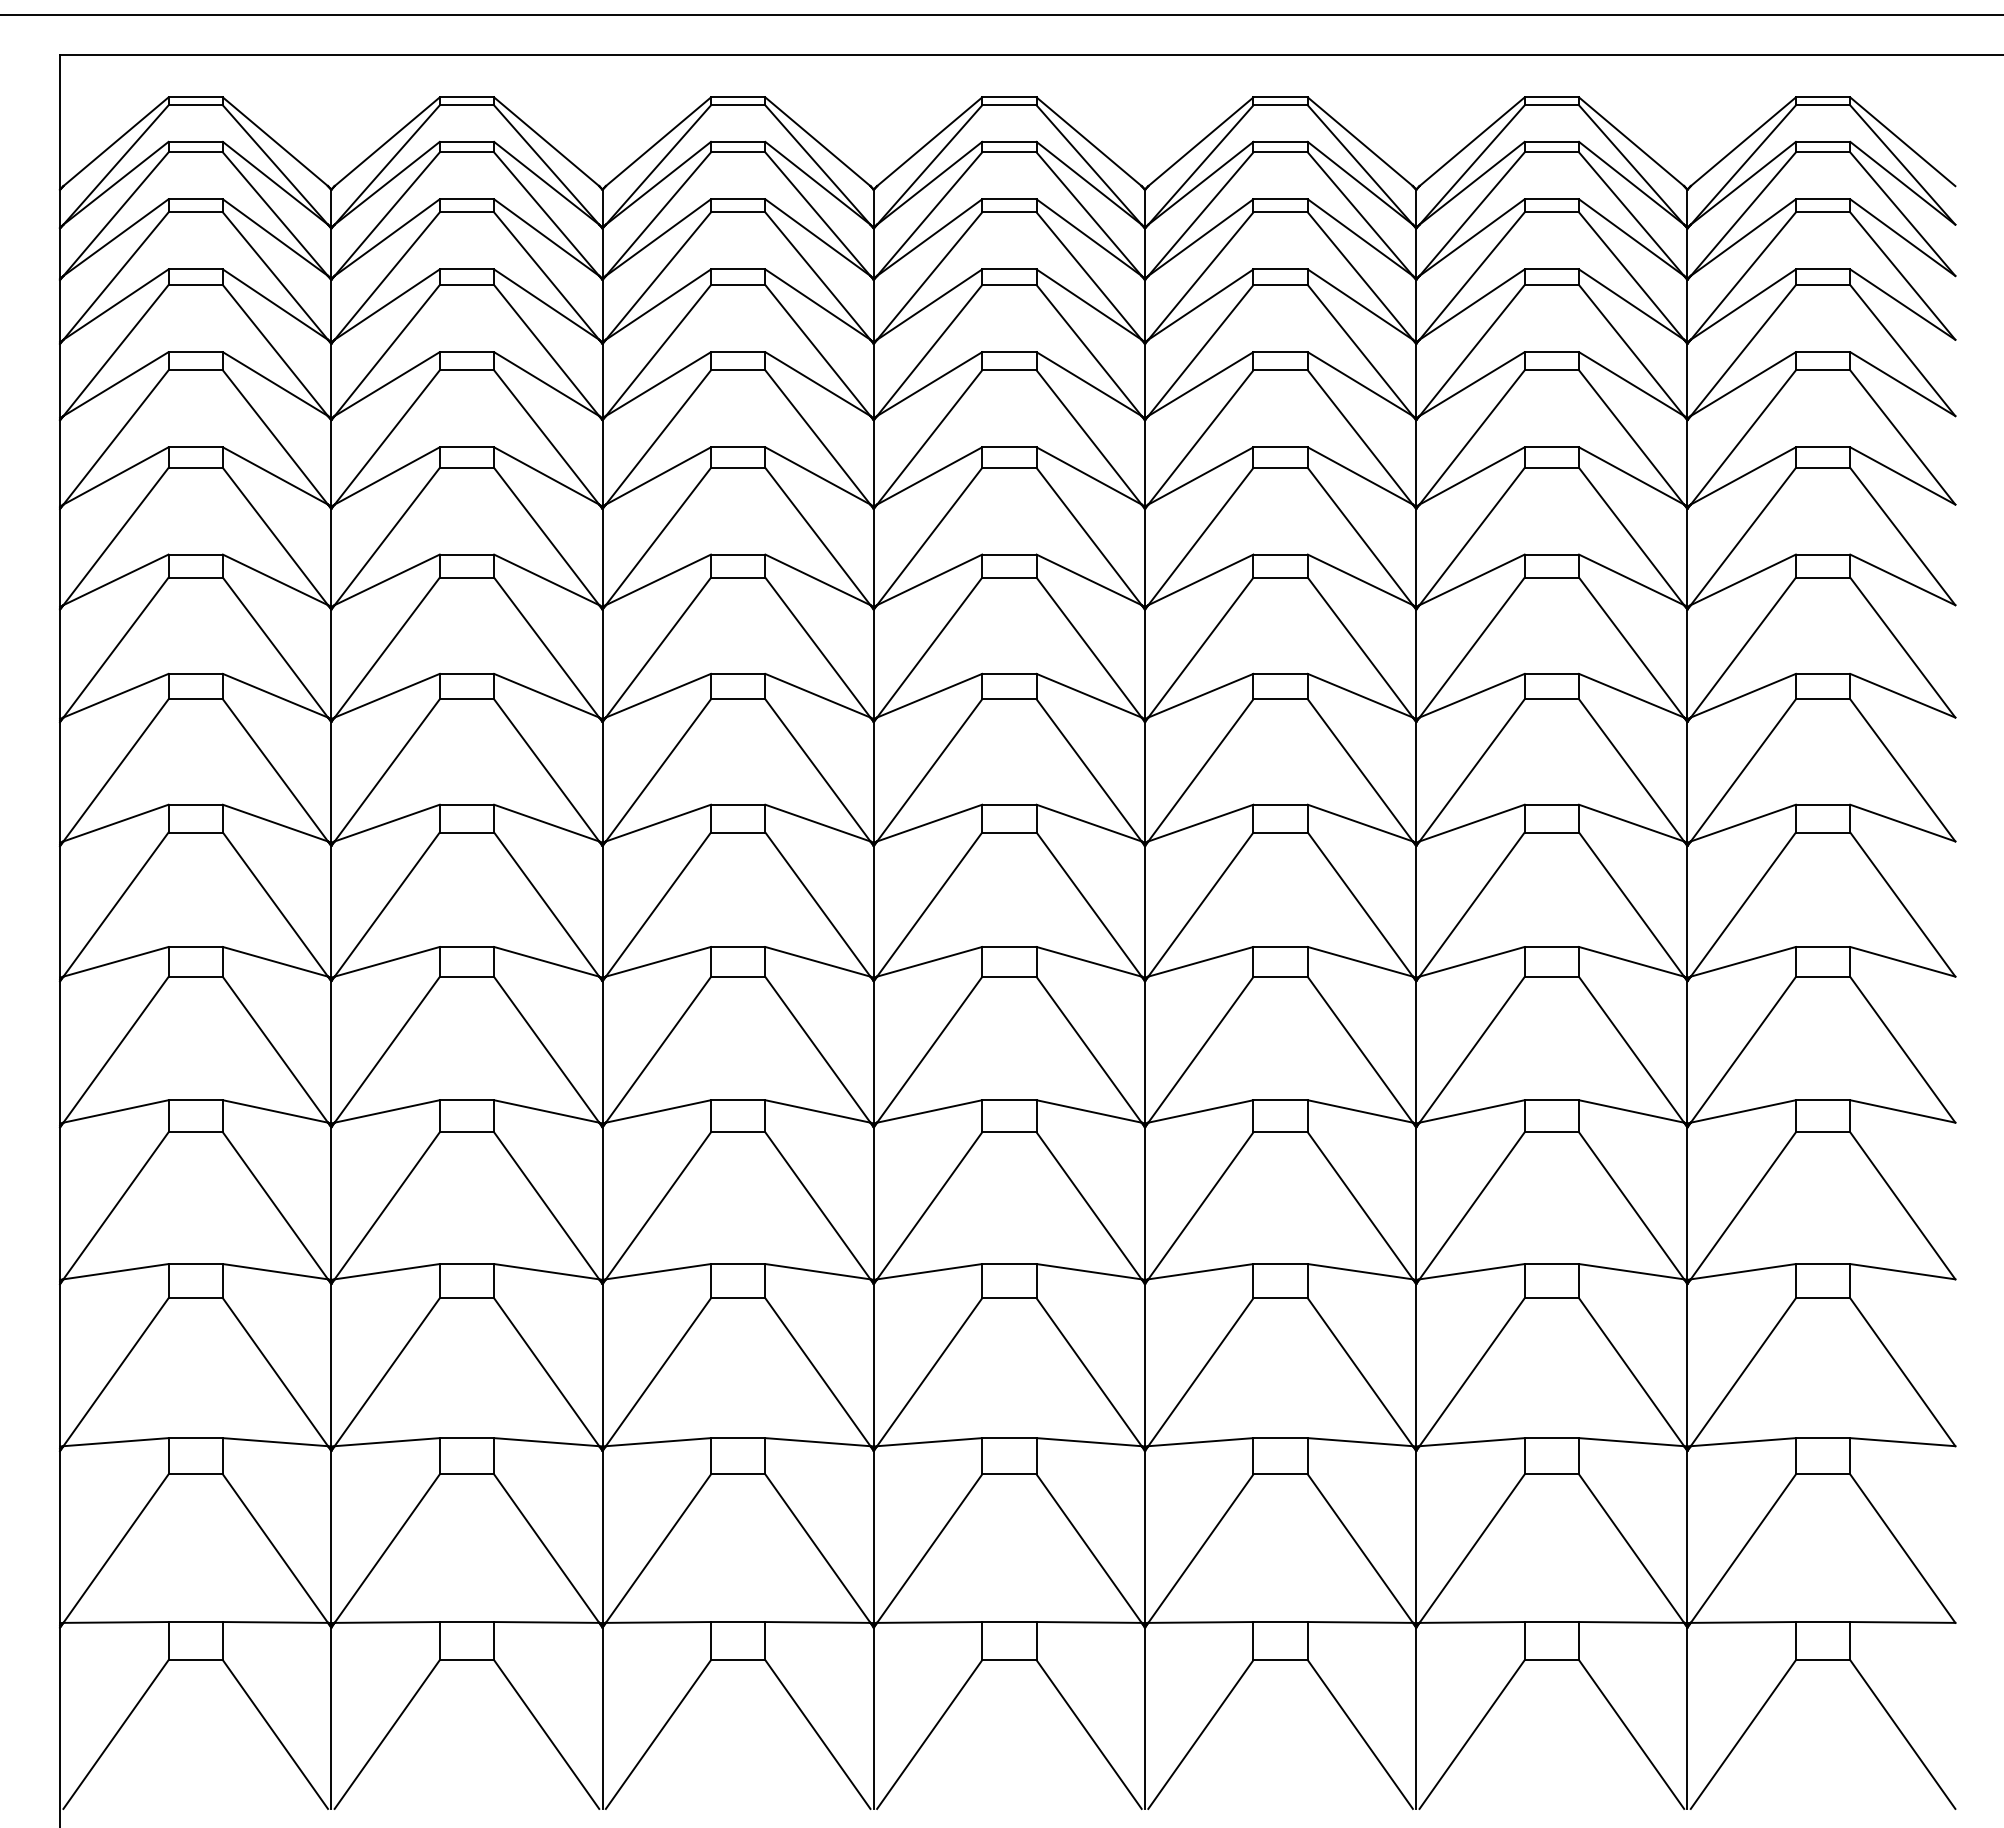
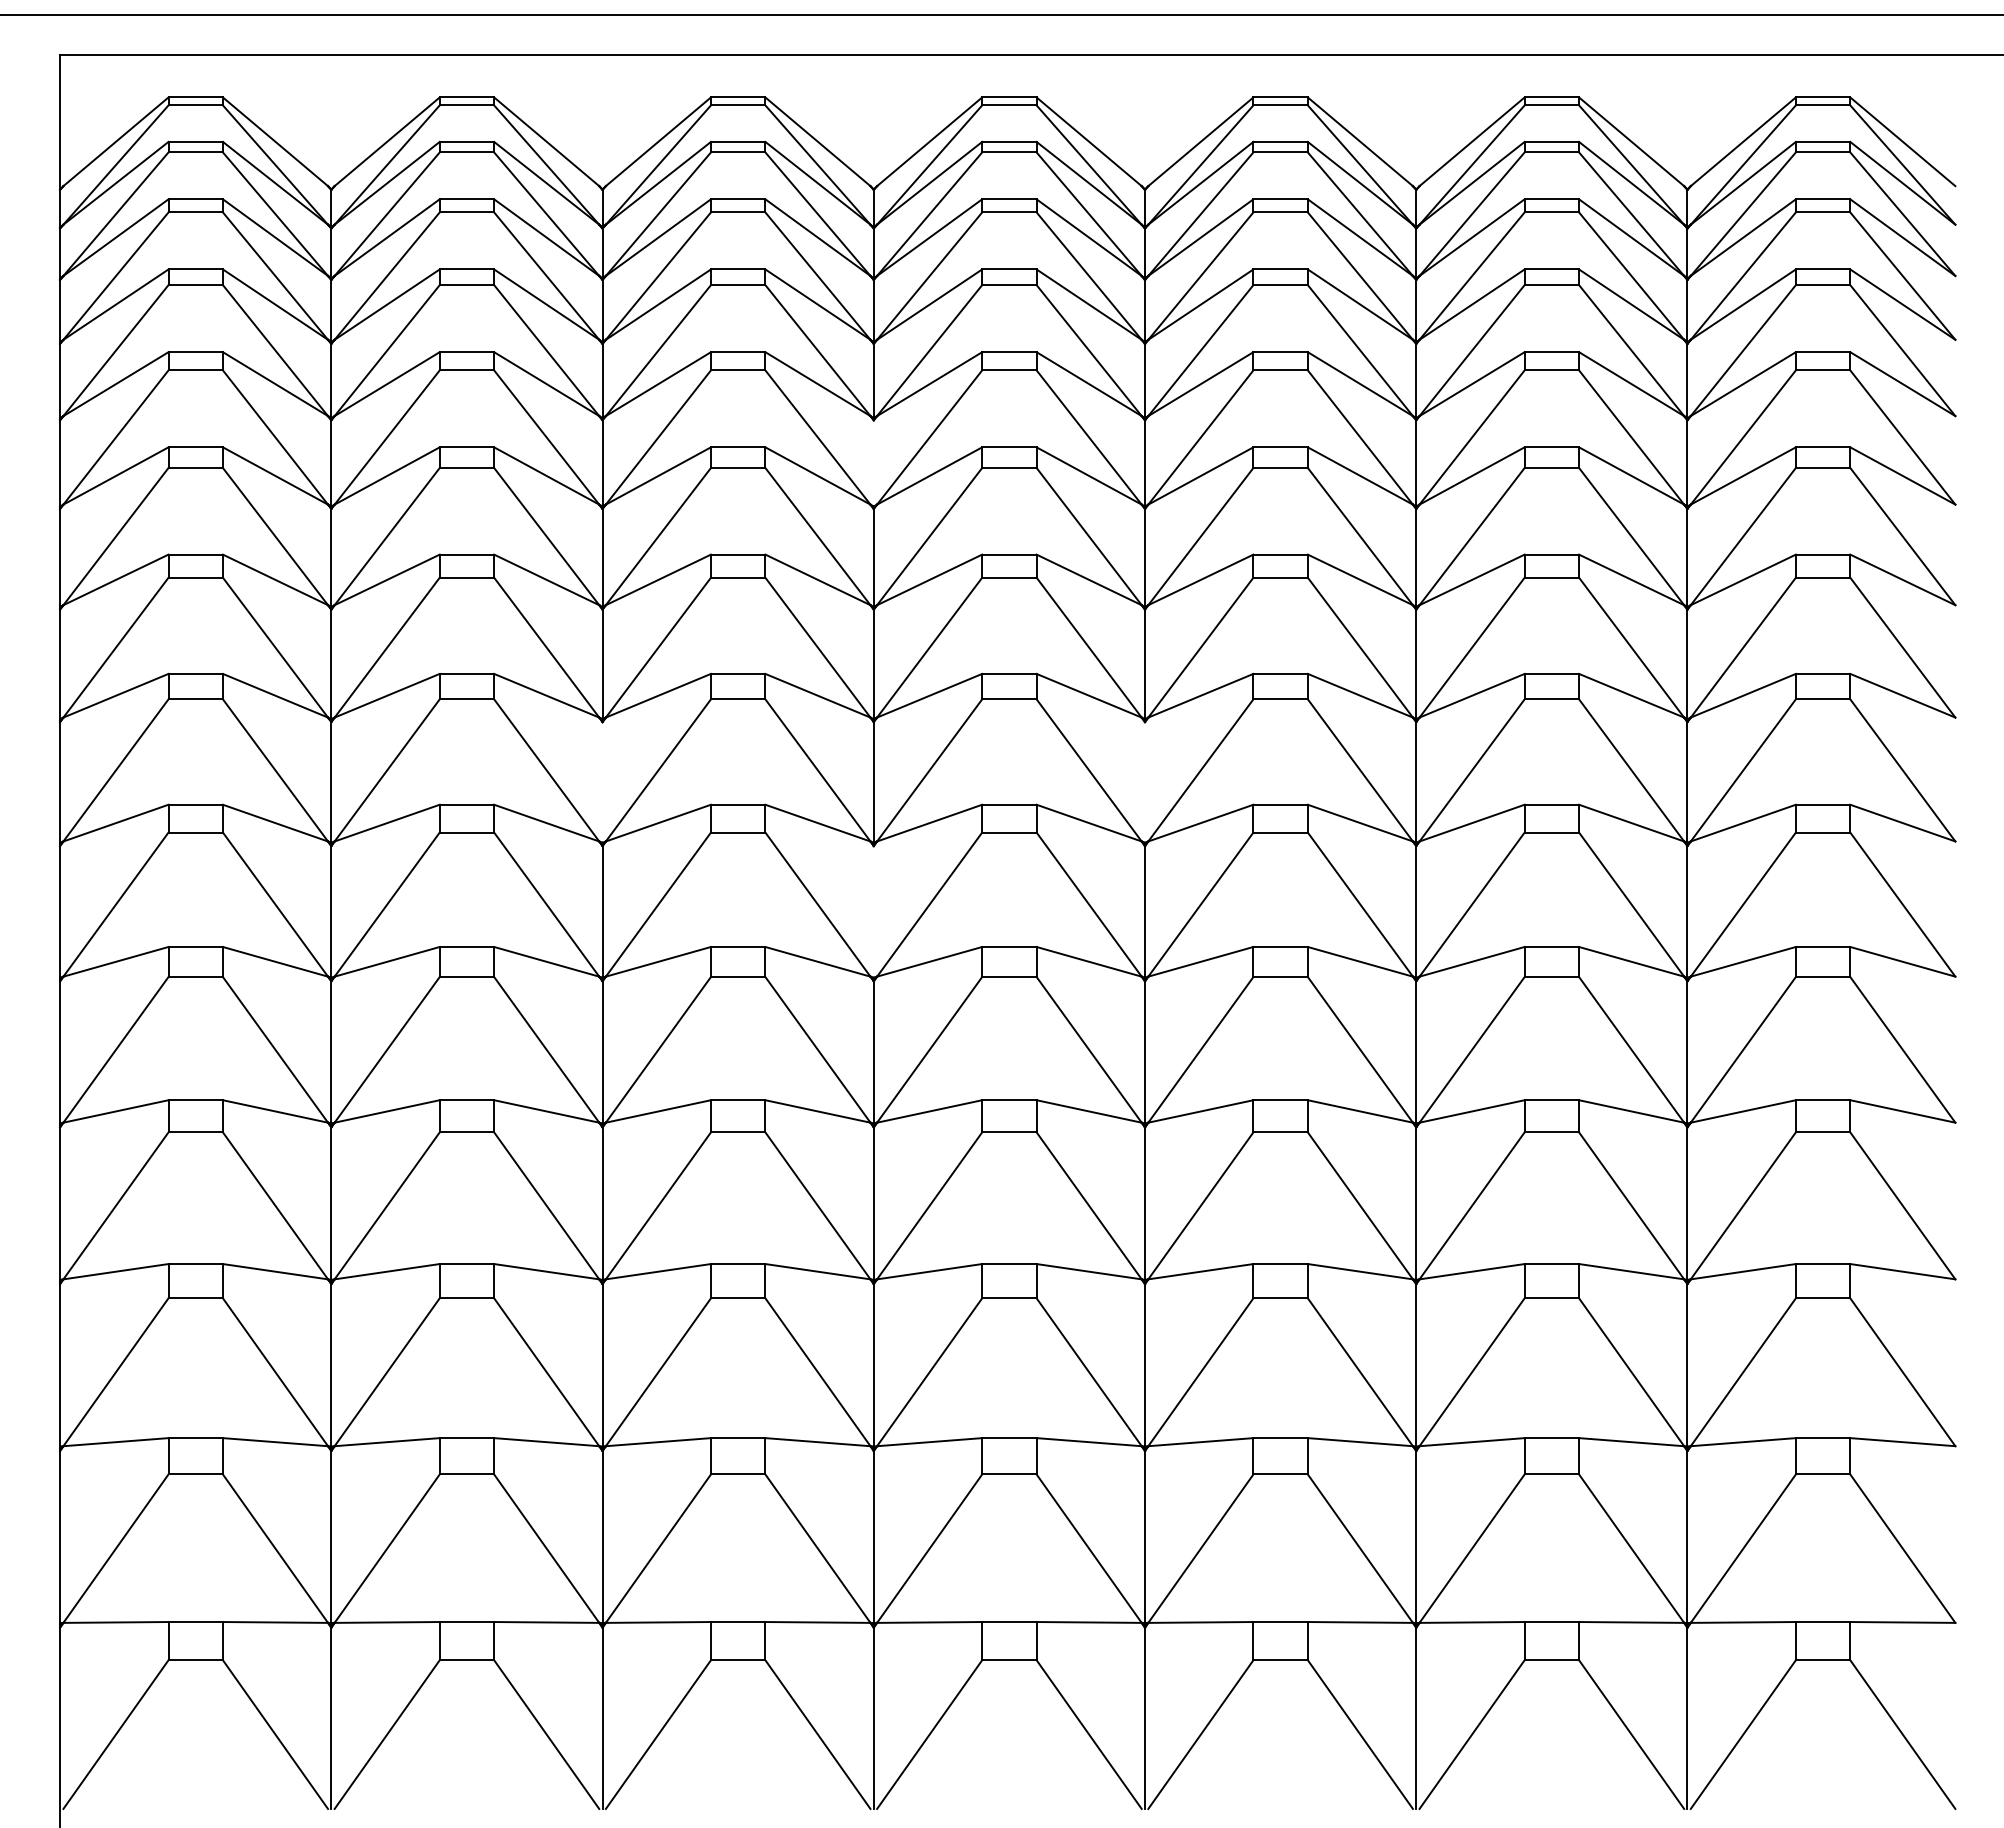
line: present -> none (873, 463)
line: present -> none (602, 782)
line: present -> none (1145, 782)
line: present -> none (873, 911)
